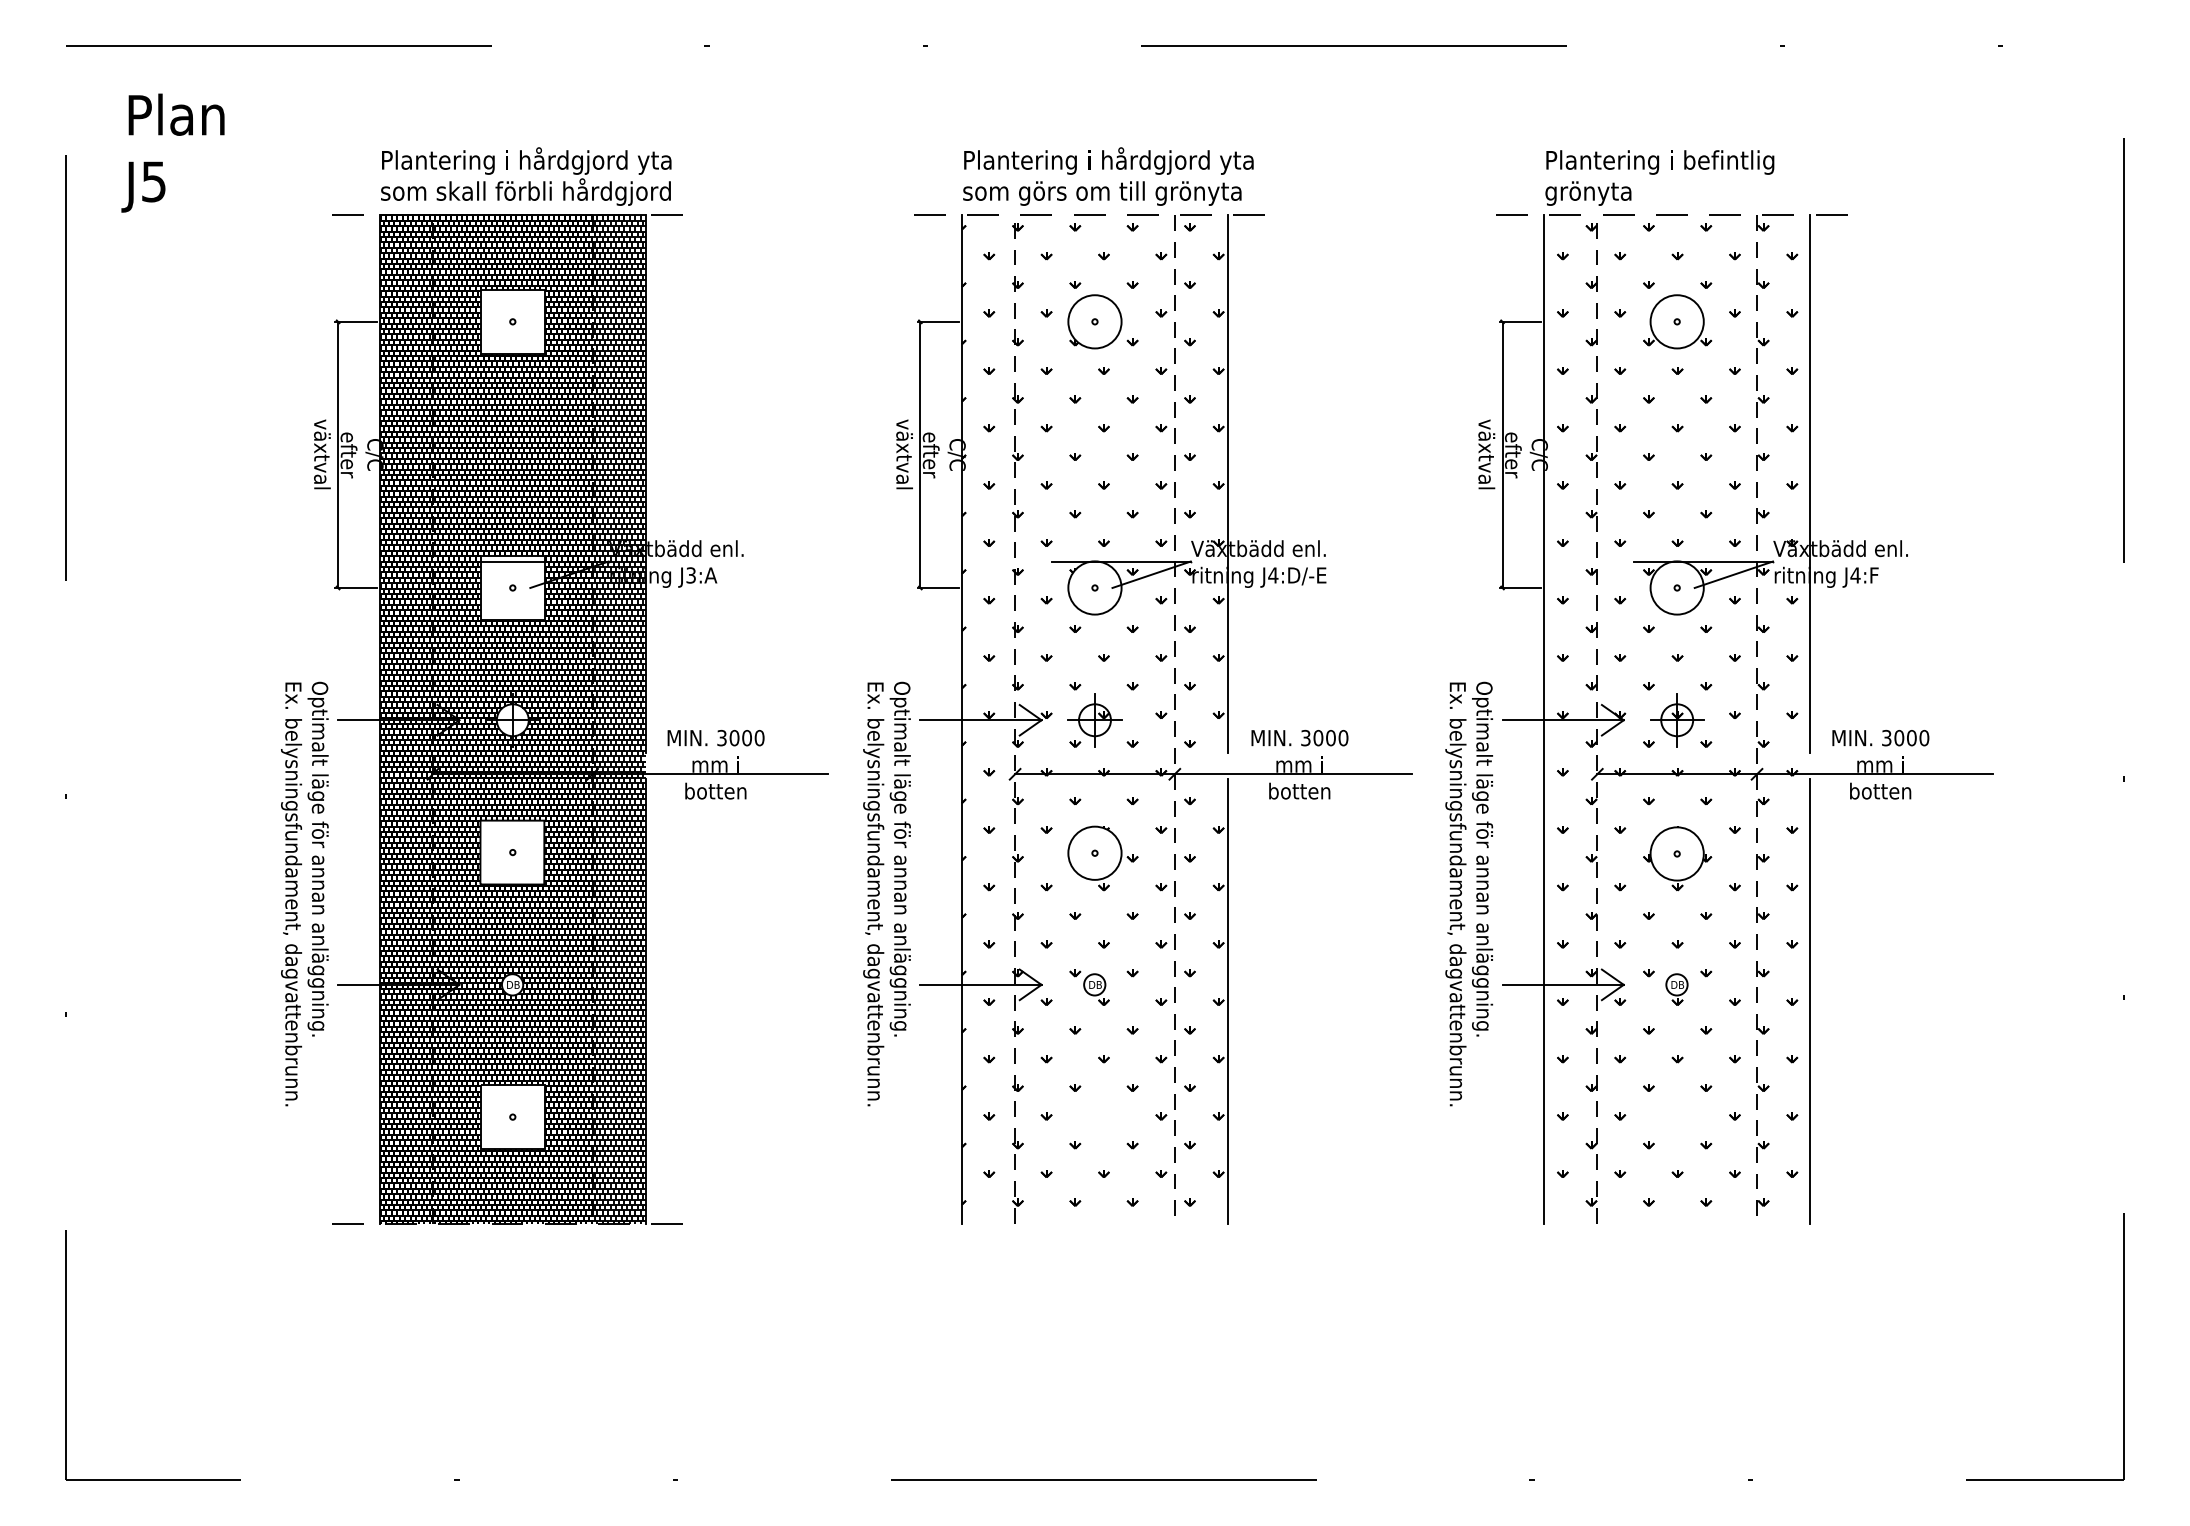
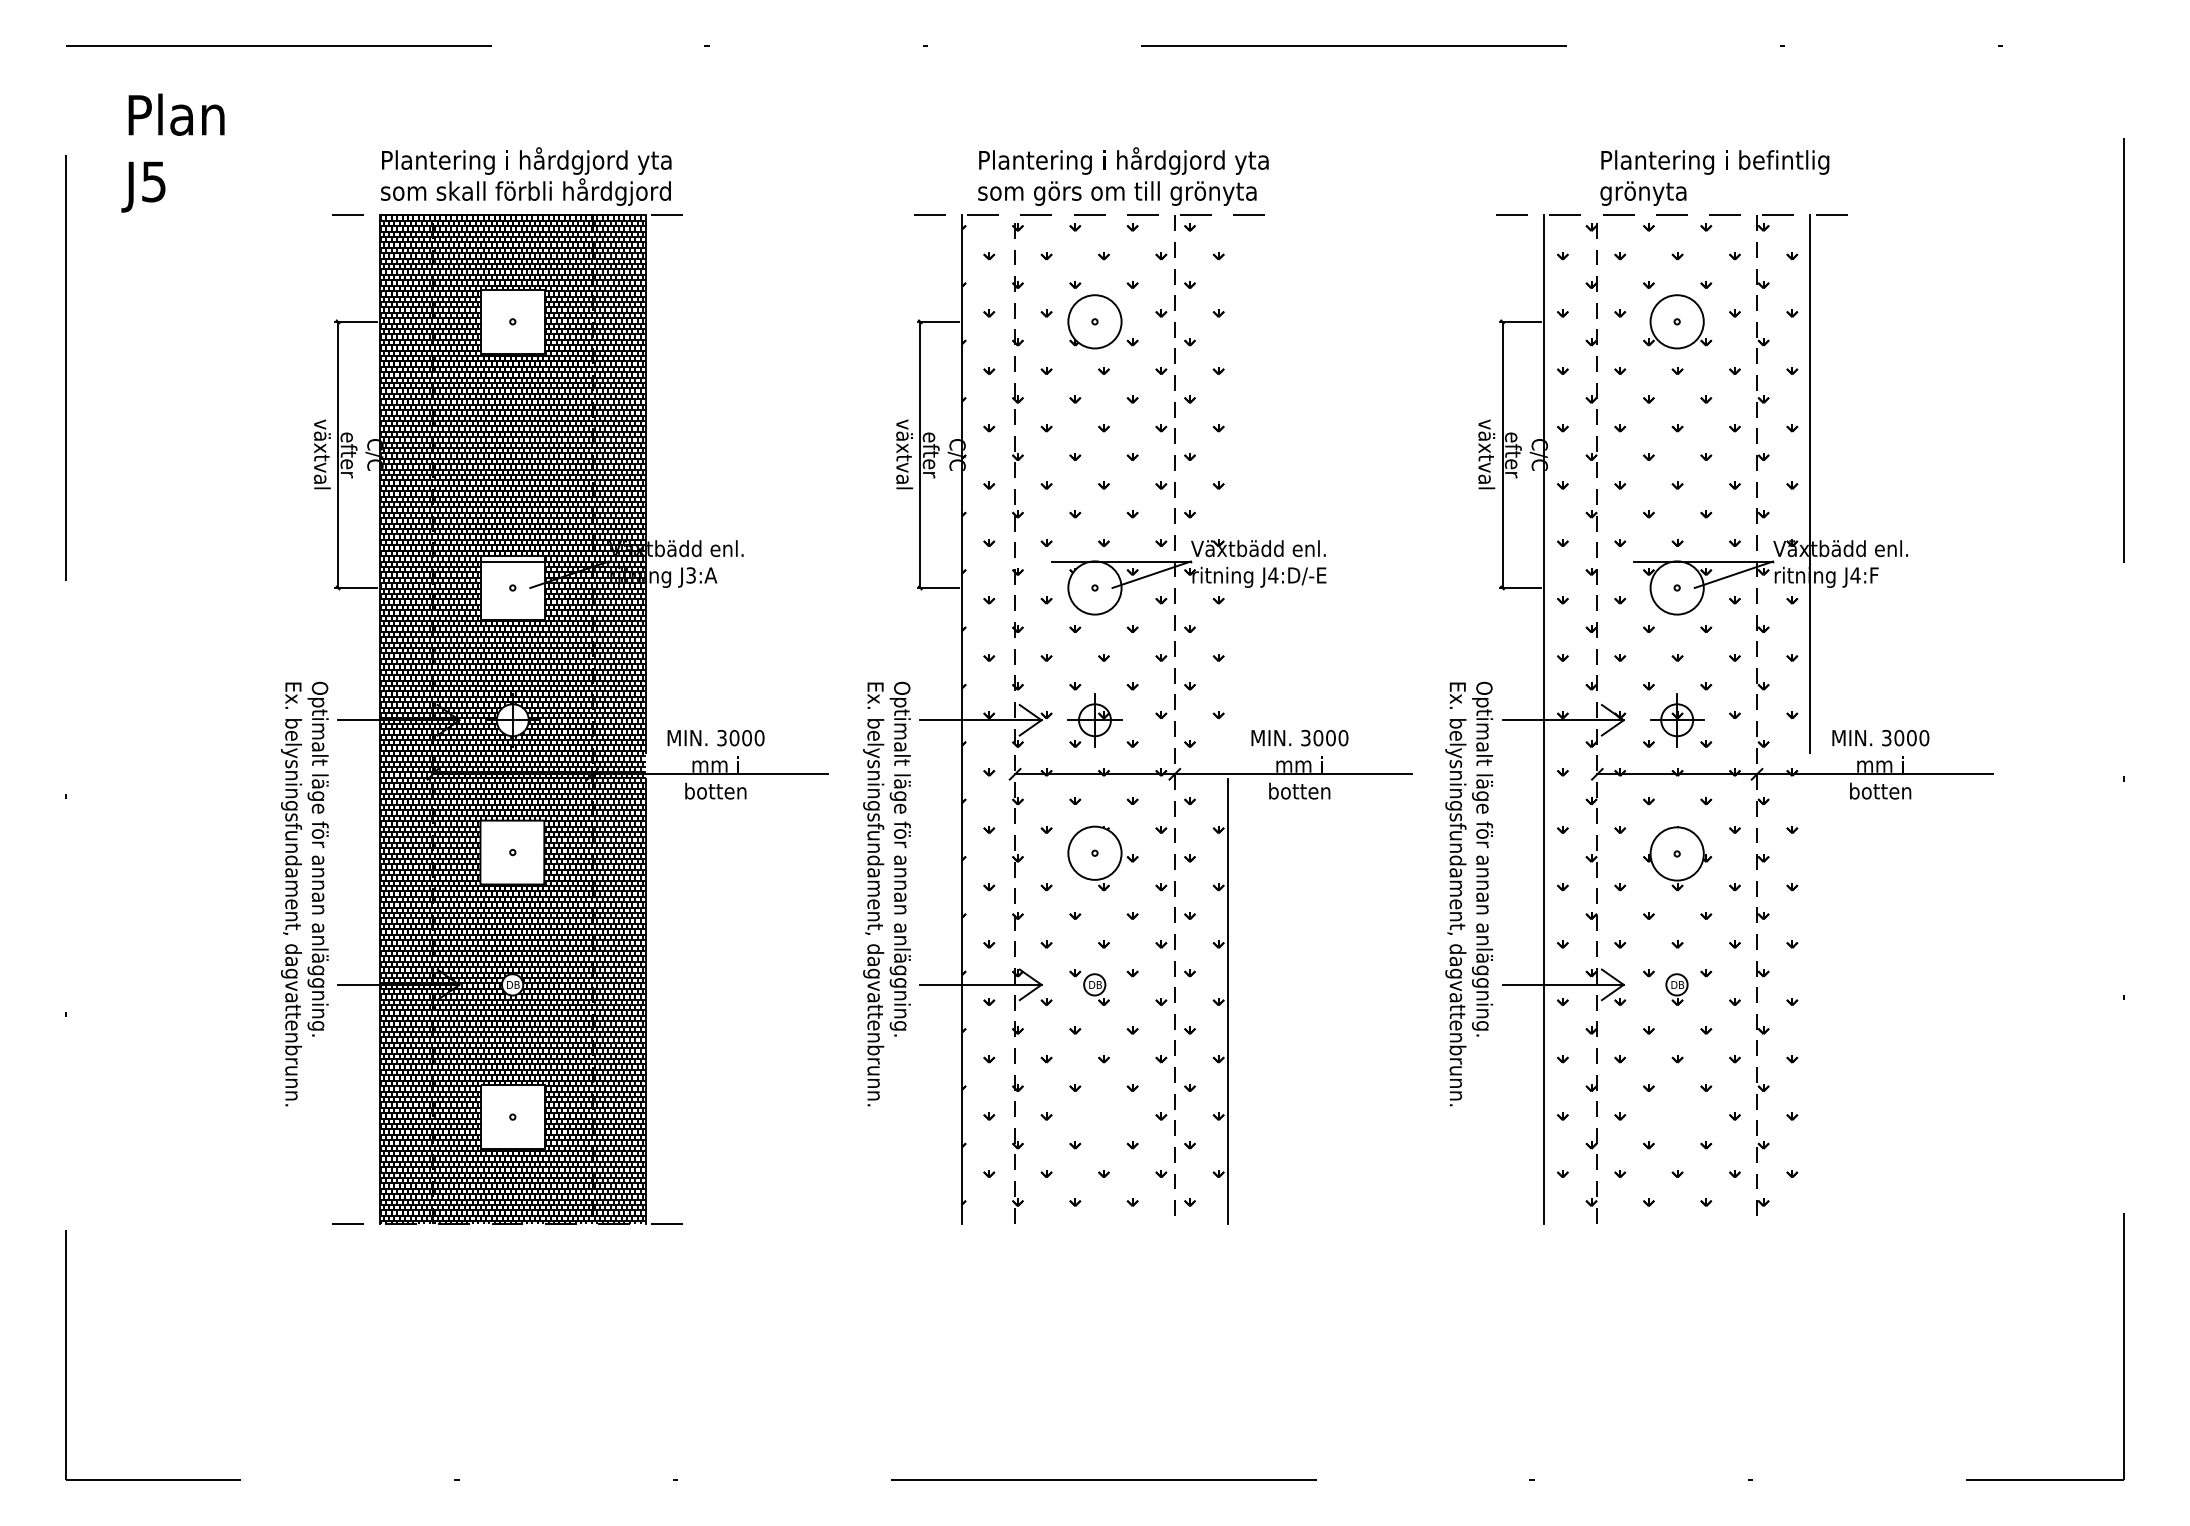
text position: (1108, 176) -> (1123, 176) (1123, 176)
text position: (1659, 177) -> (1714, 177) (1714, 177)
line: present -> none (1228, 484)
line: present -> none (1810, 1001)
